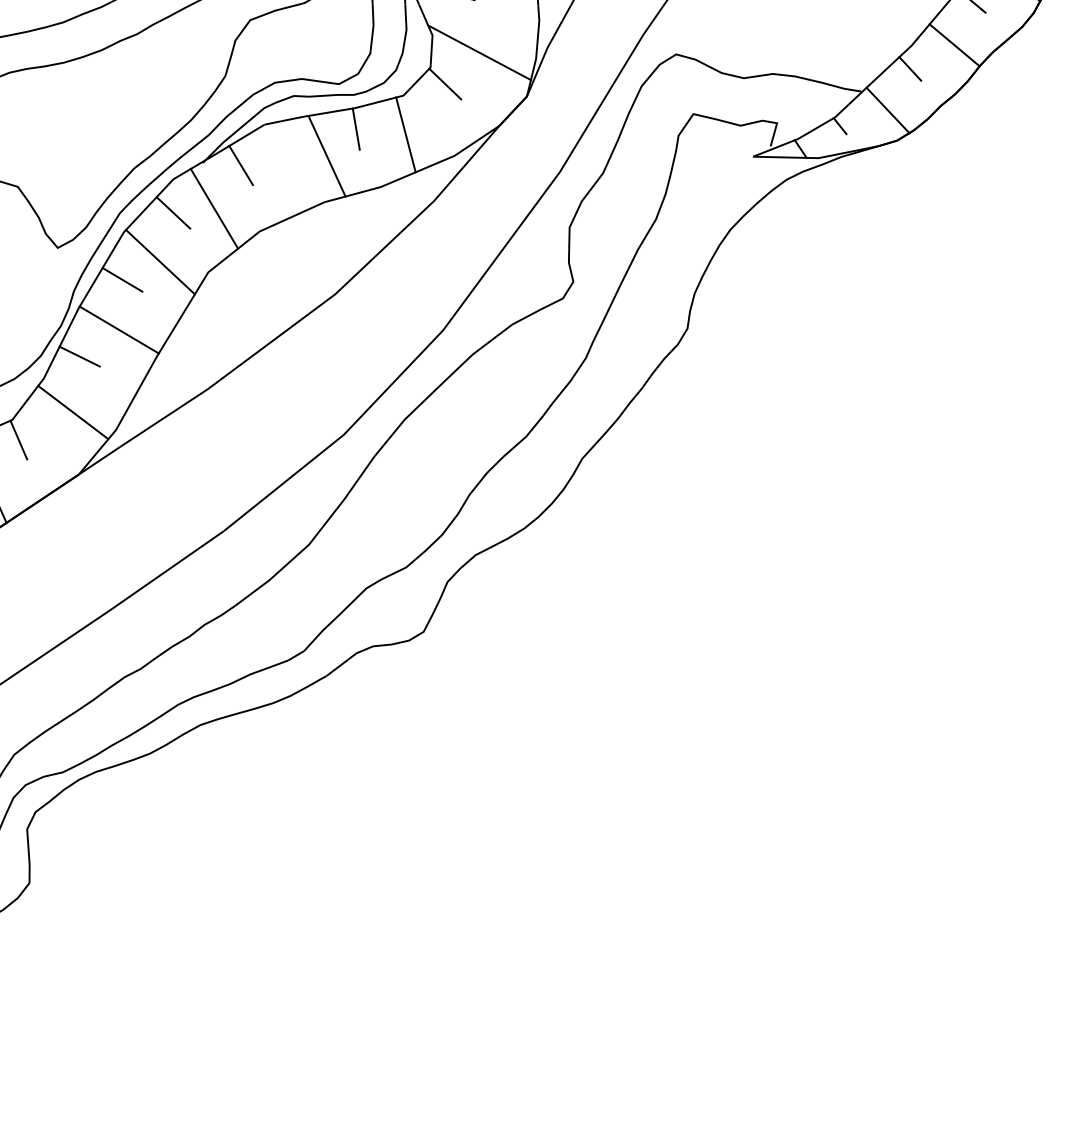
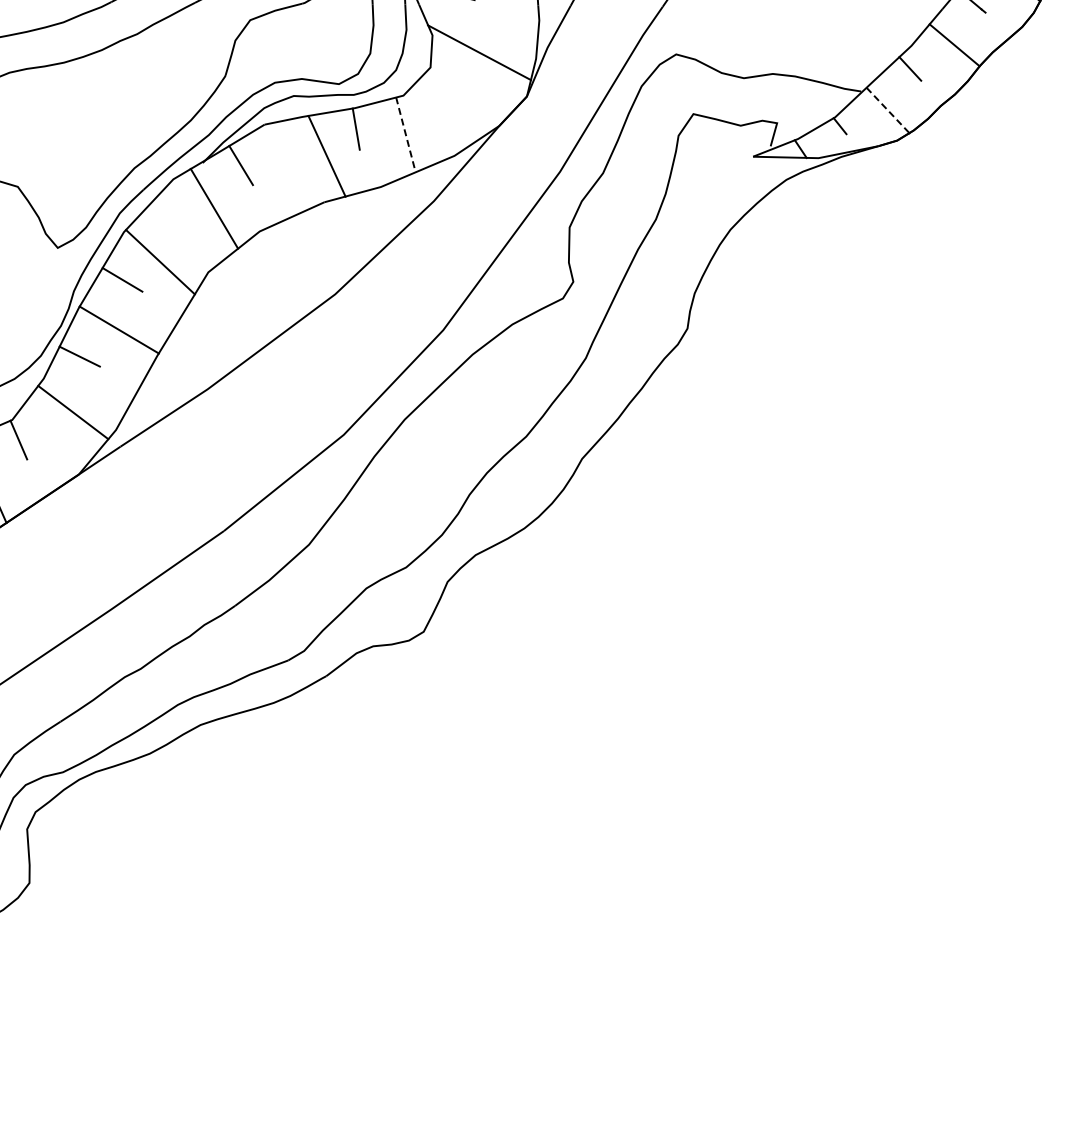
line: present -> none (445, 83)
line: solid -> dashed (888, 110)
line: solid -> dashed (405, 134)
line: present -> none (173, 212)
